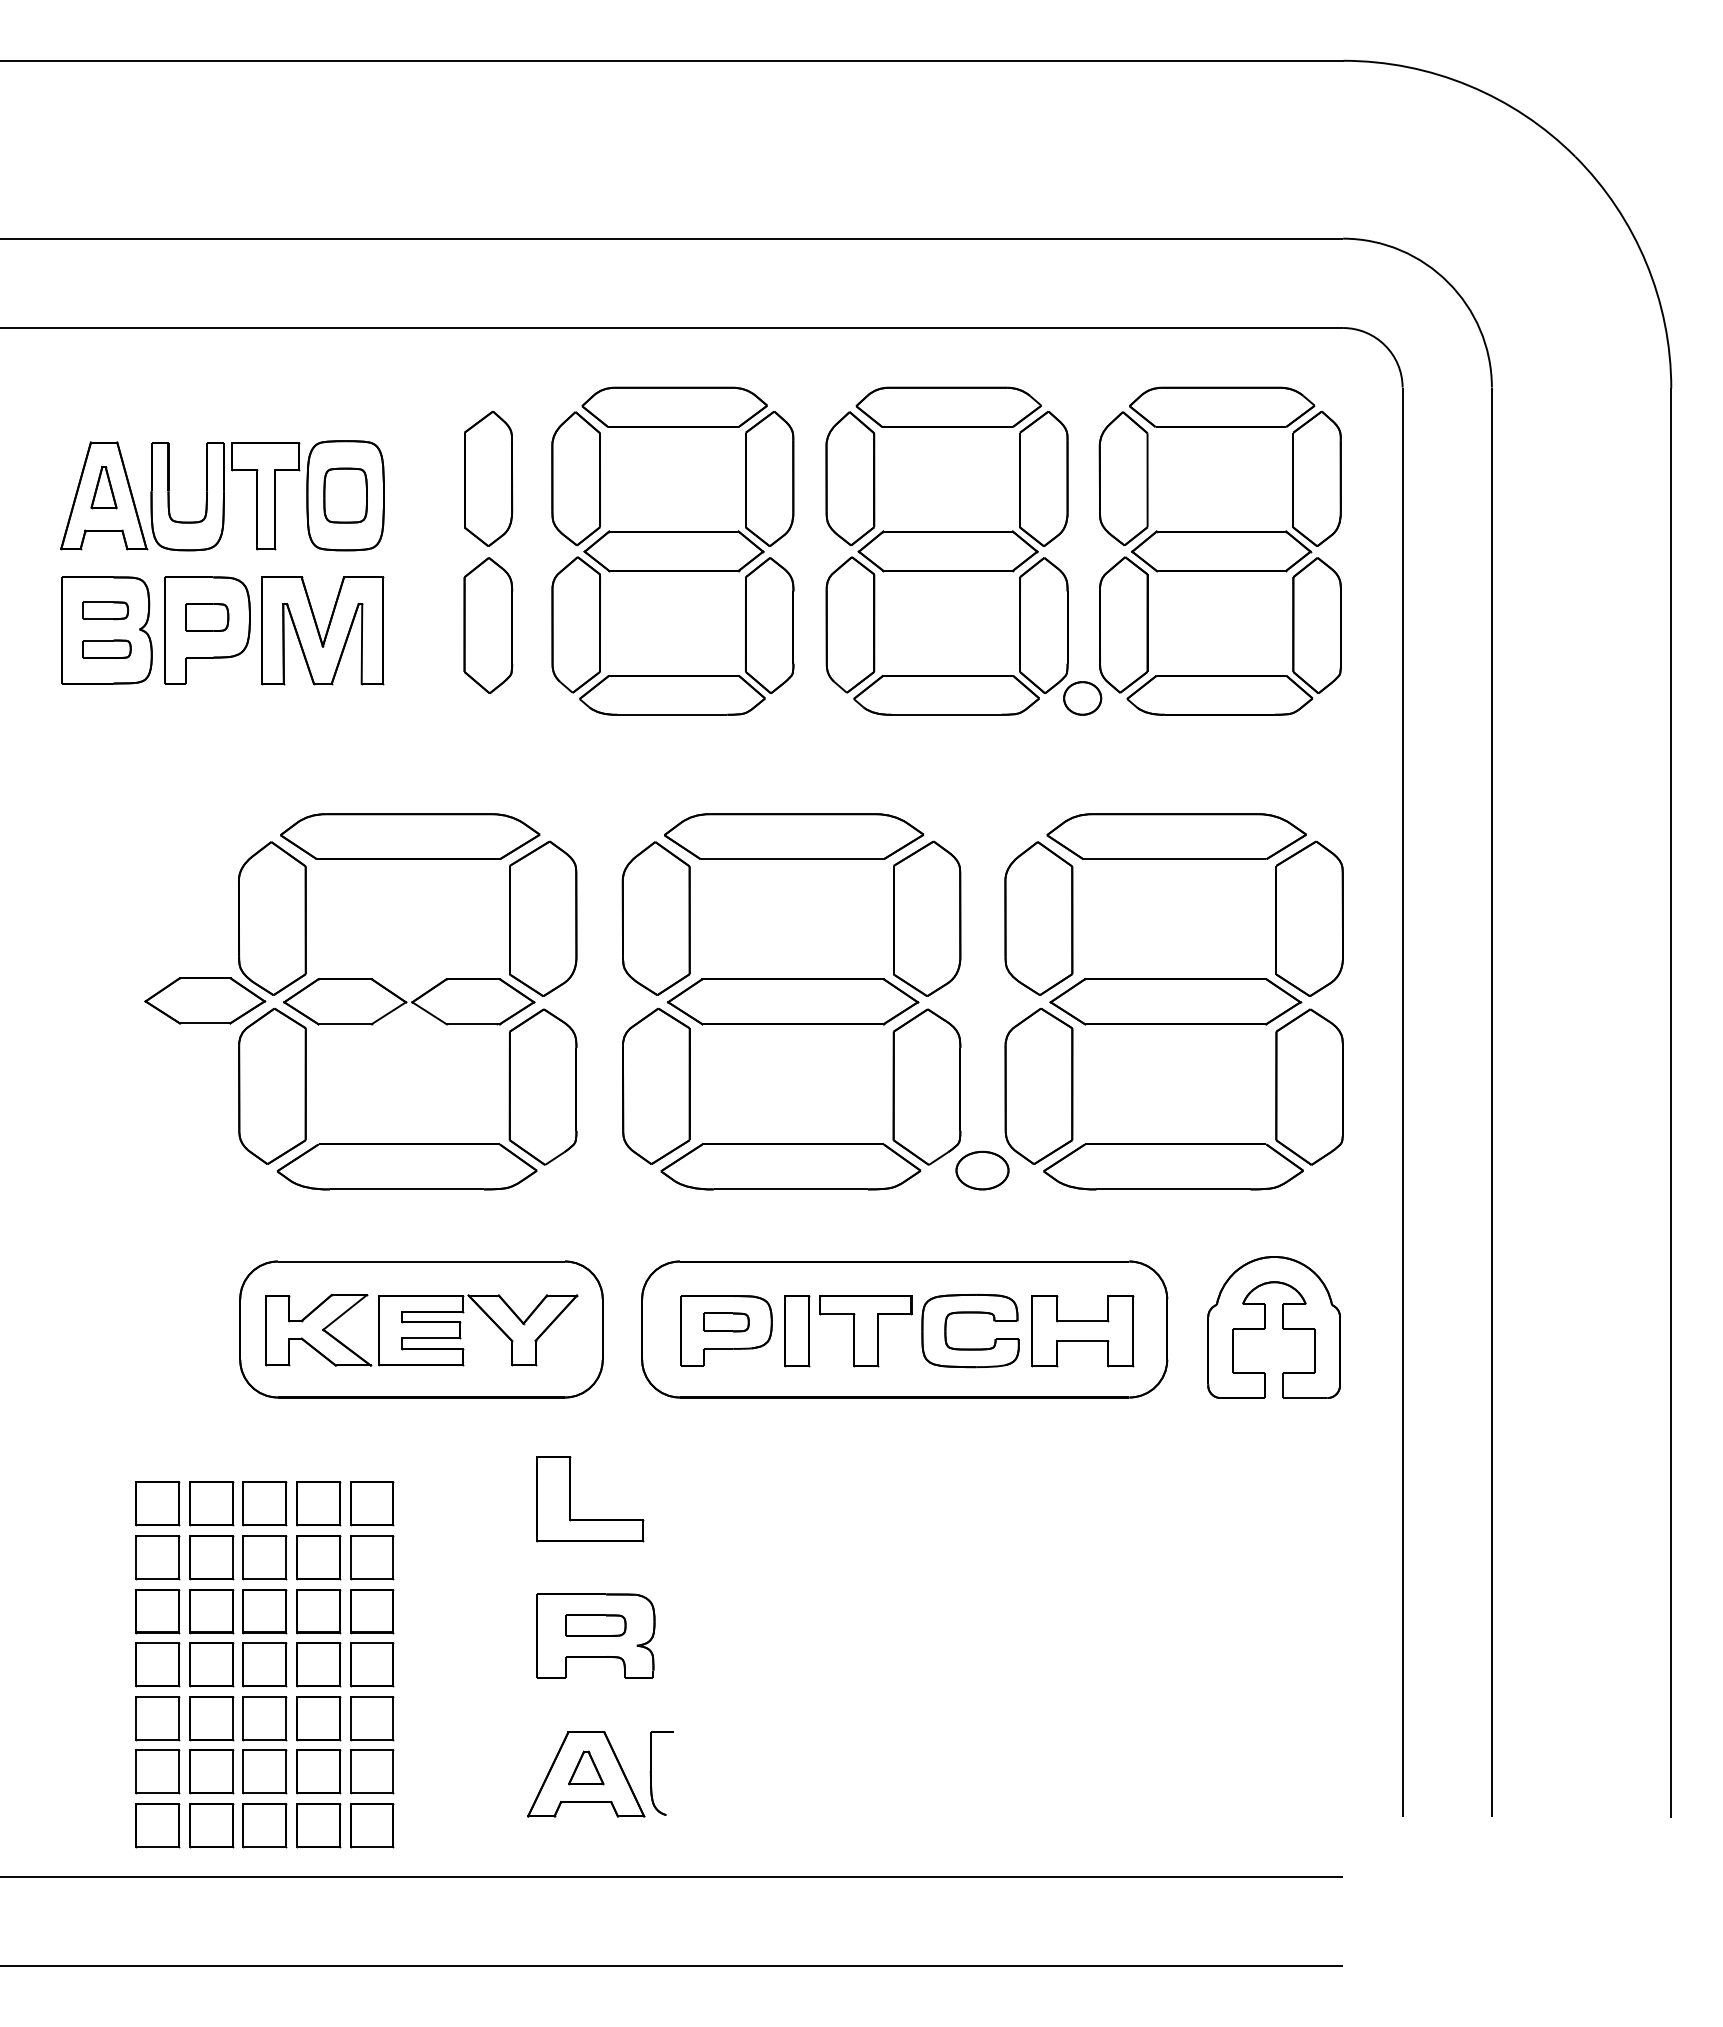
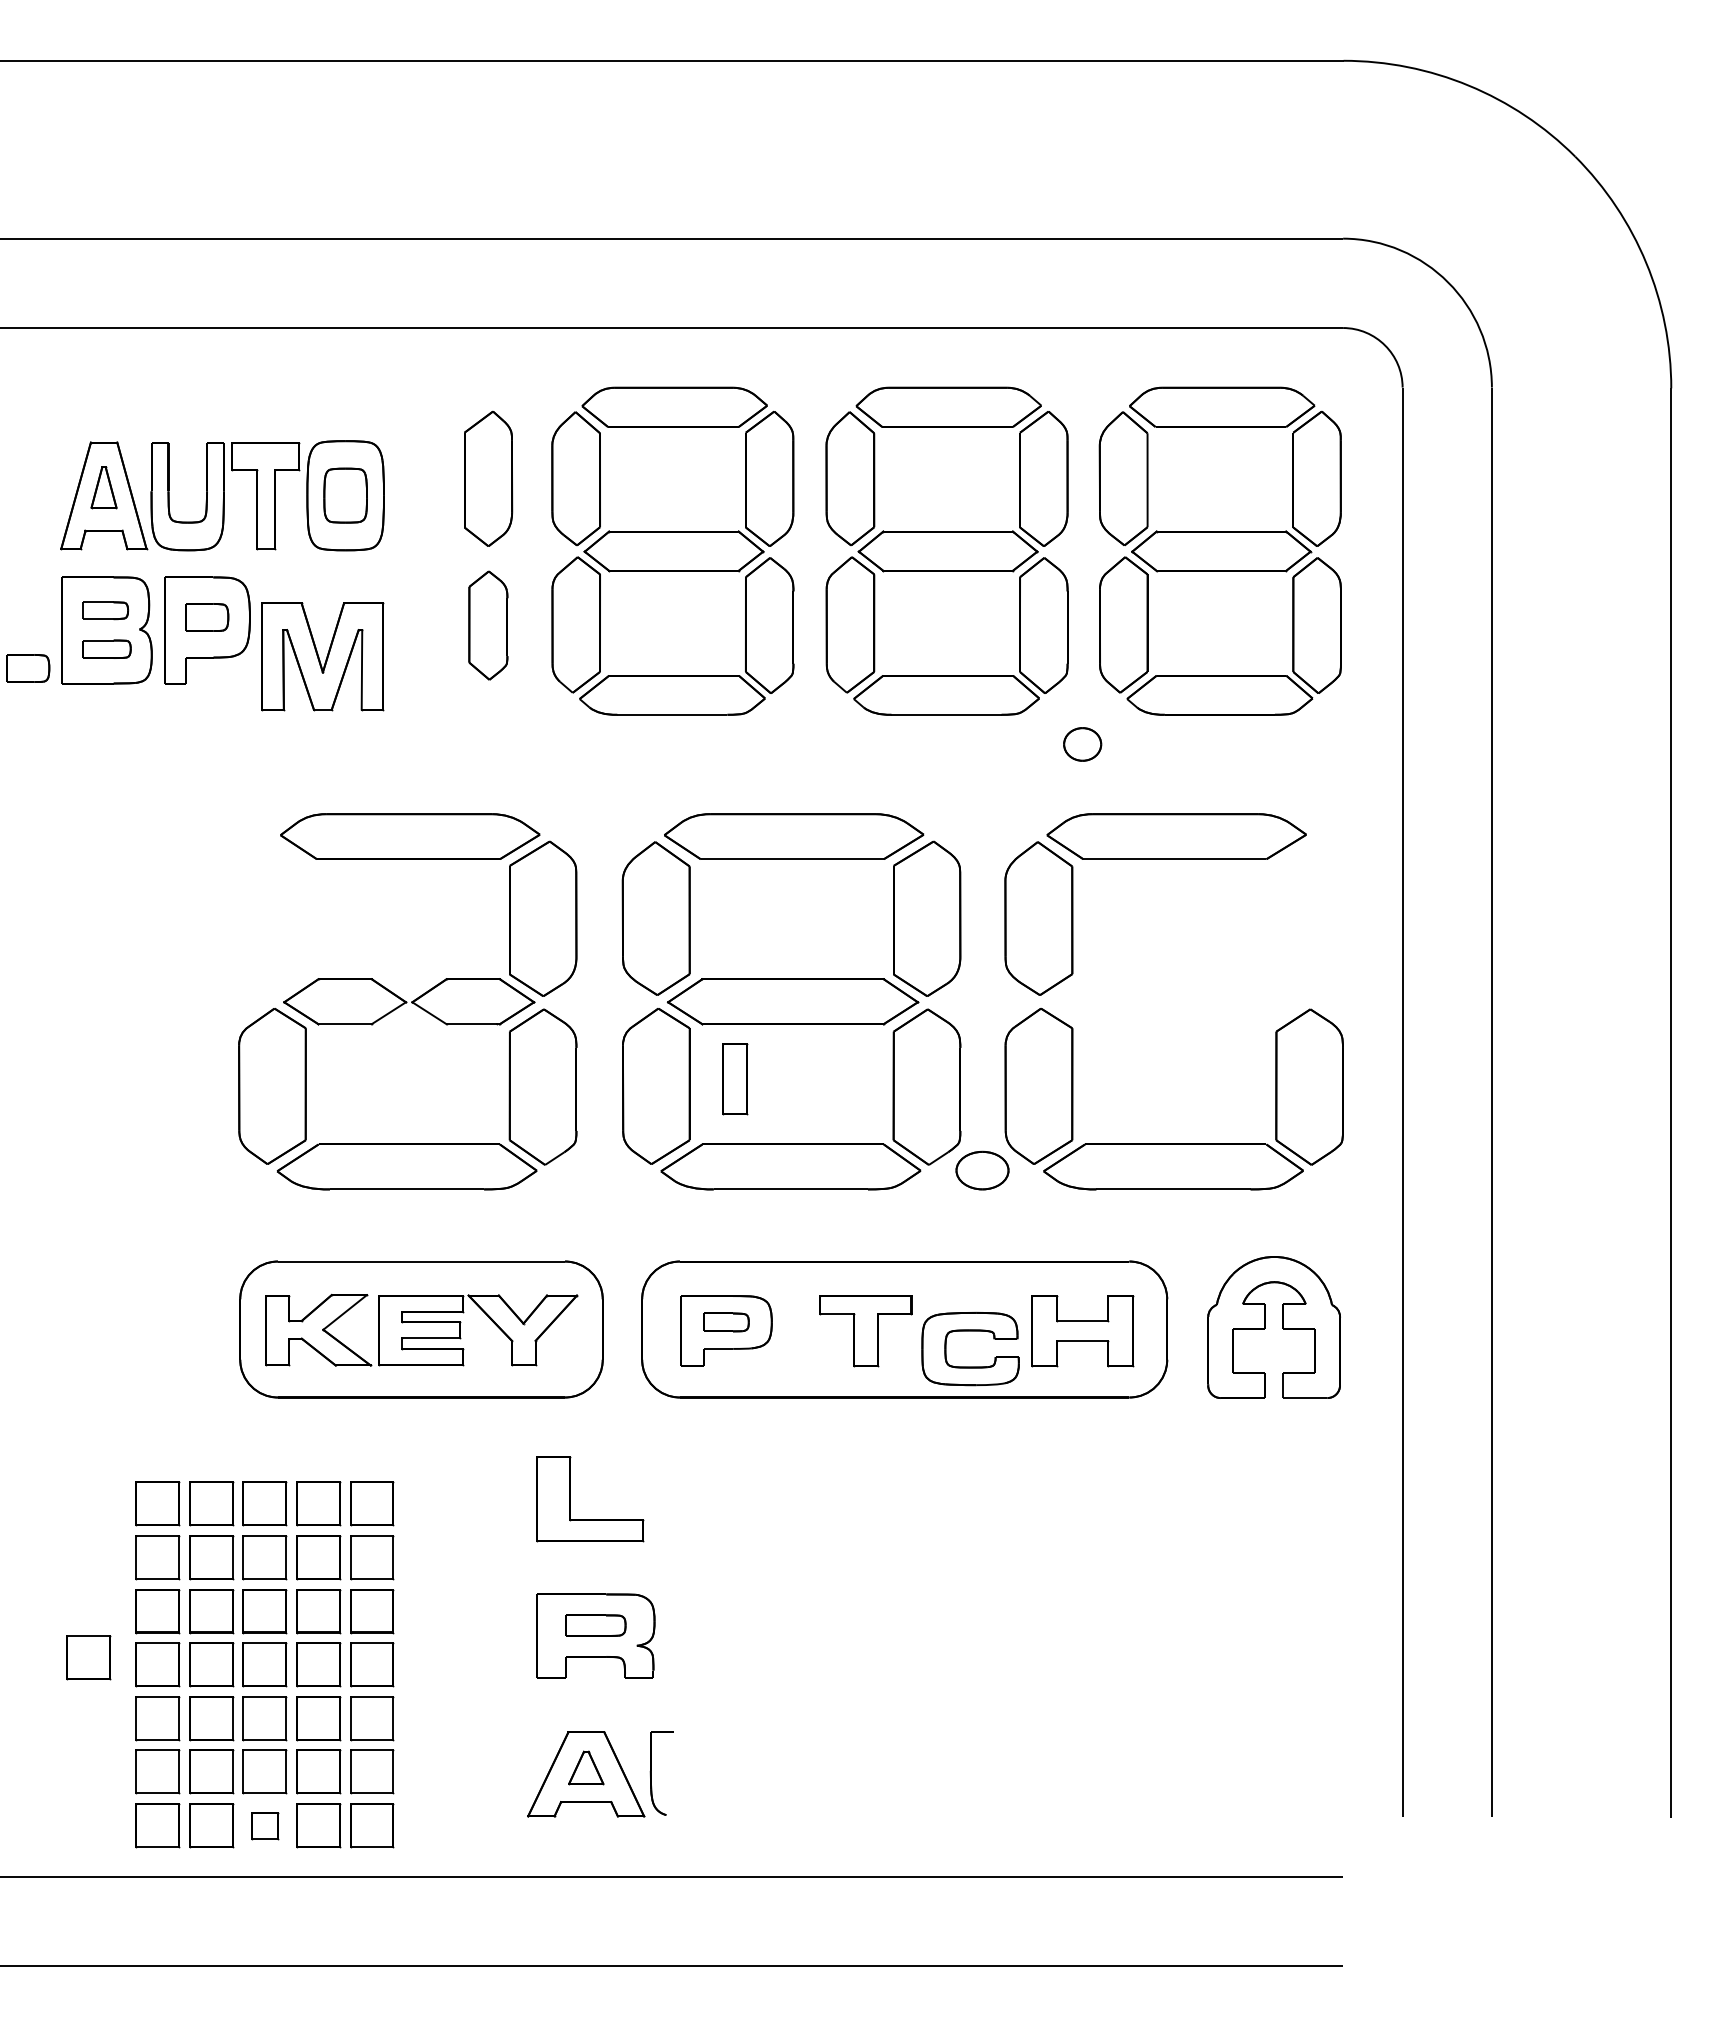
part size: 51x137 px -> 41x111 px (488, 625)
part position: (322, 630) -> (322, 656) (322, 656)
part: none -> present (28, 668)
part position: (1082, 698) -> (1082, 744) (1082, 744)
part: present -> none (238, 932)
part: present -> none (1196, 978)
part position: (970, 1313) -> (970, 1331) (970, 1331)
part position: (797, 1331) -> (735, 1079) (735, 1079)
part: none -> present (88, 1657)
part size: 46x46 px -> 29x29 px (265, 1826)
